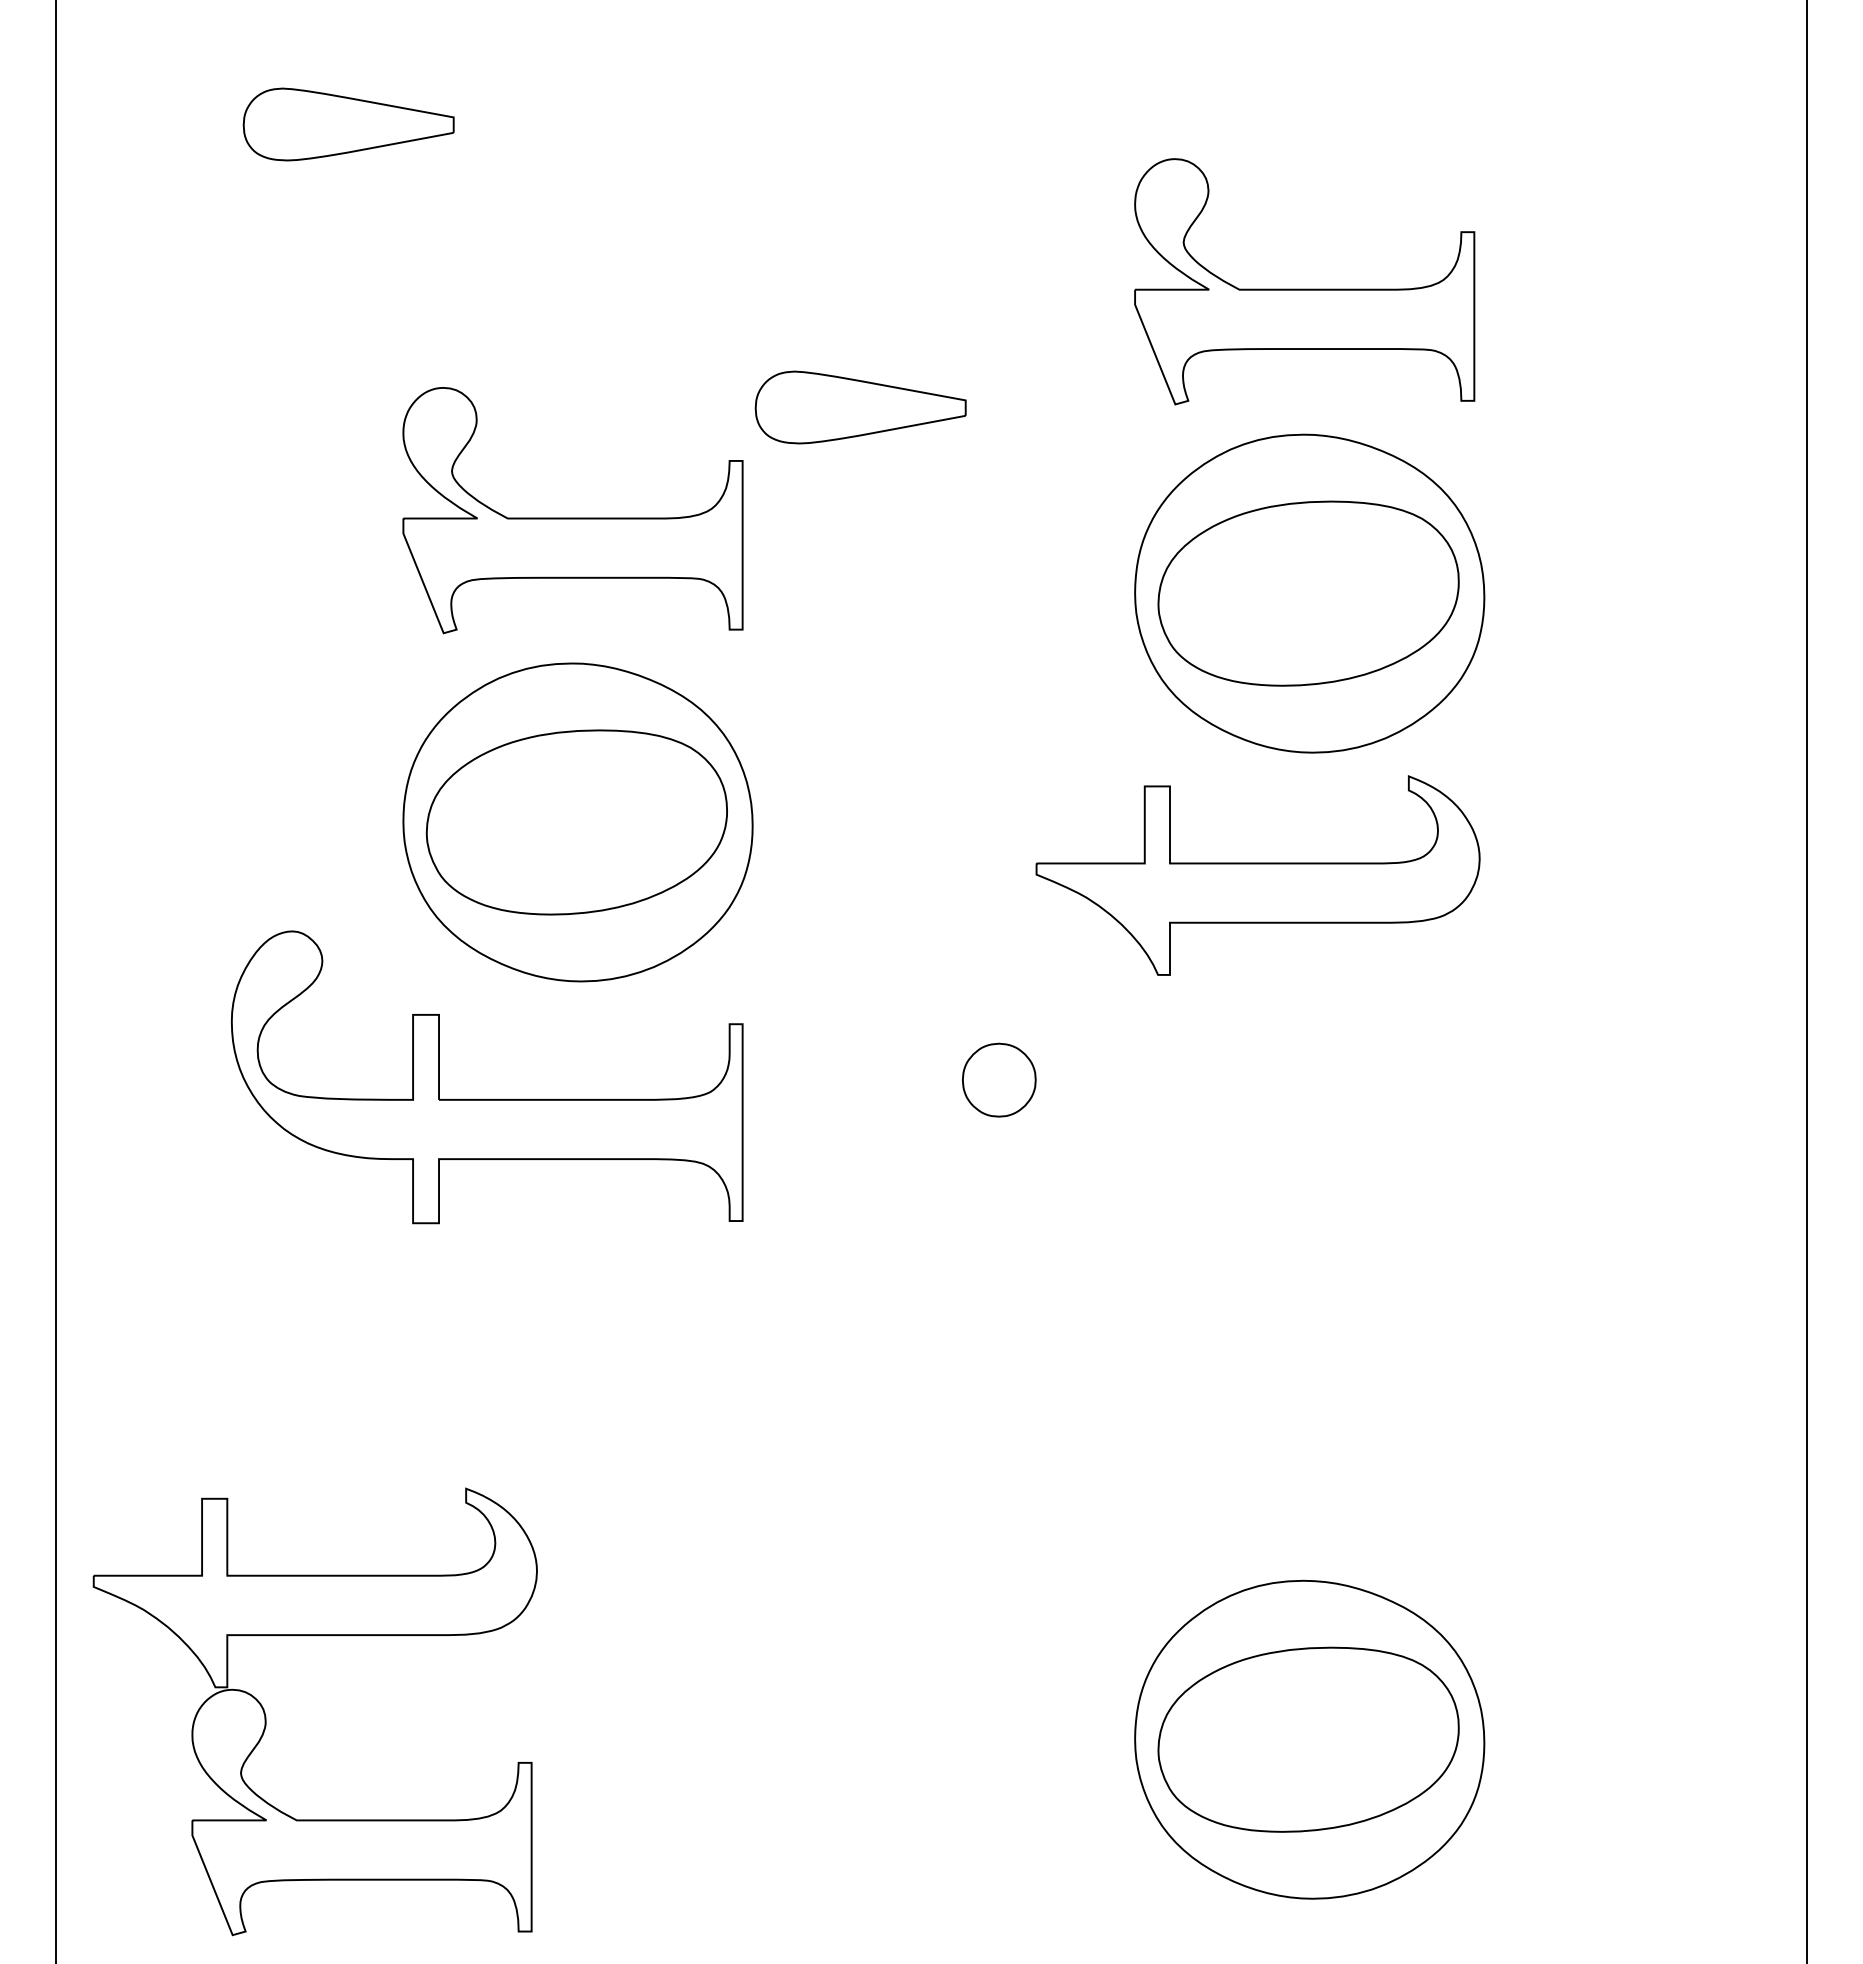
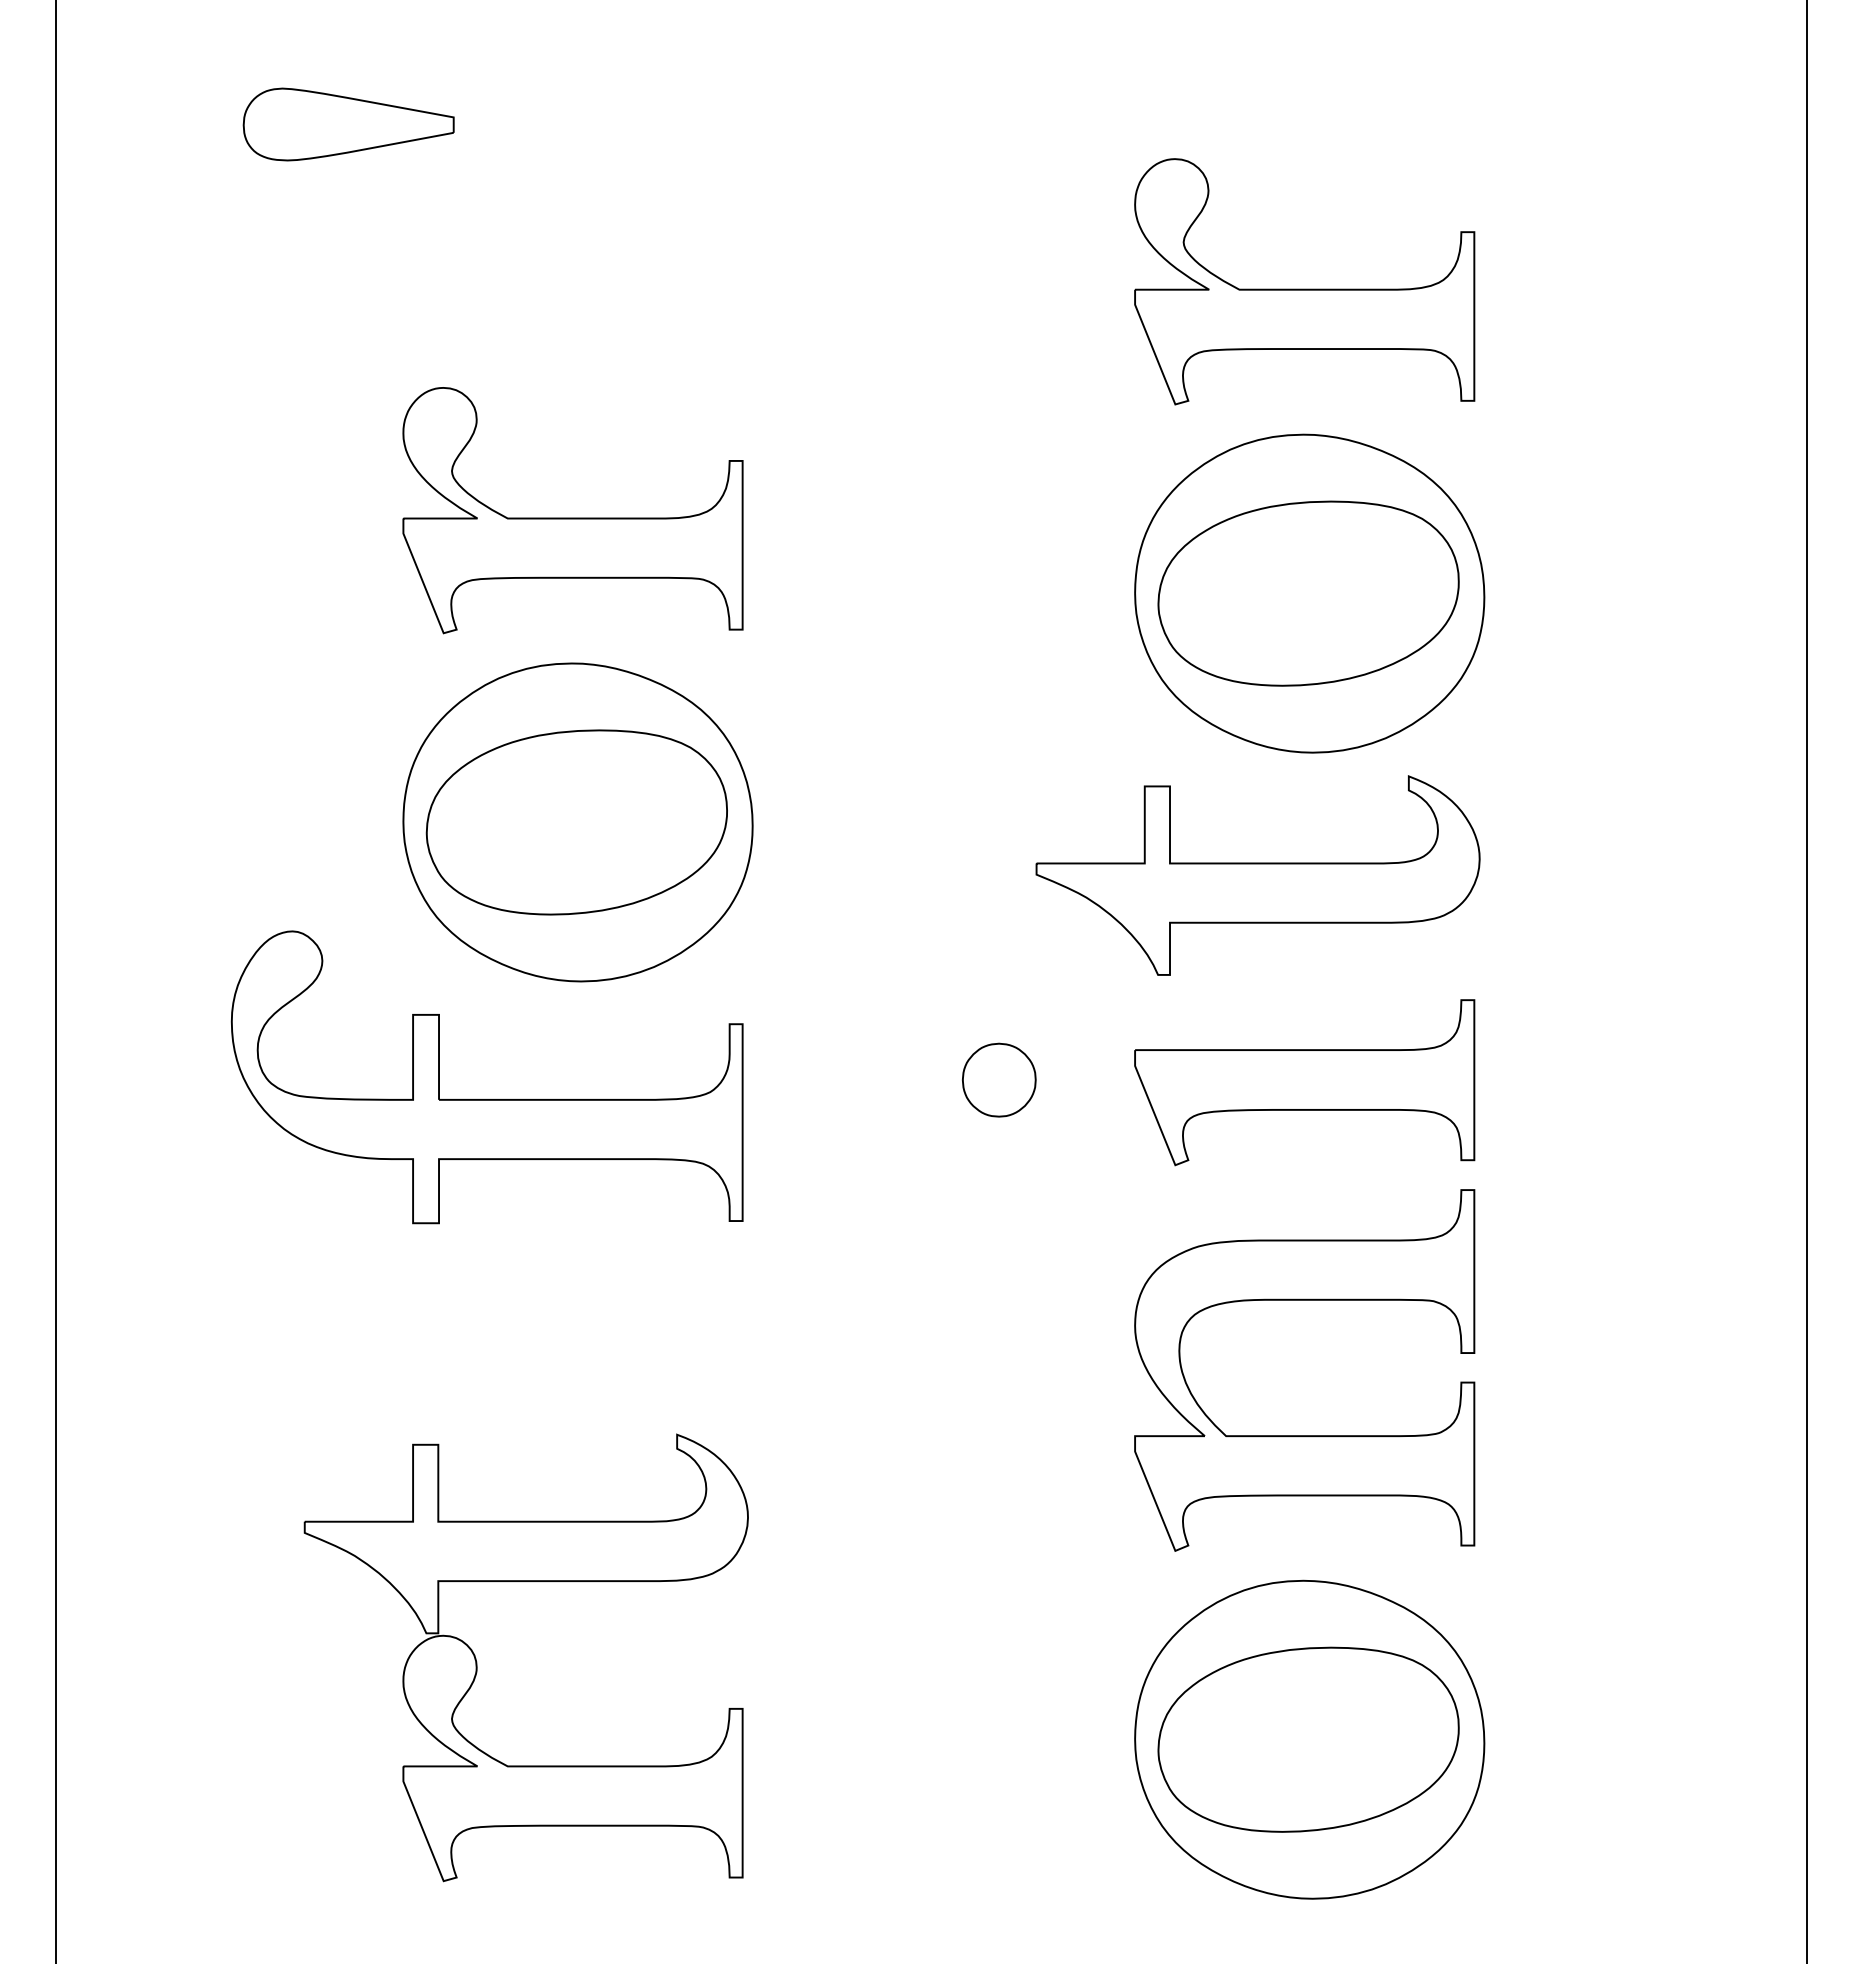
part: present -> none (860, 407)
part: none -> present (1304, 1082)
part: none -> present (1304, 1435)
part position: (266, 1715) -> (477, 1661) (477, 1661)
